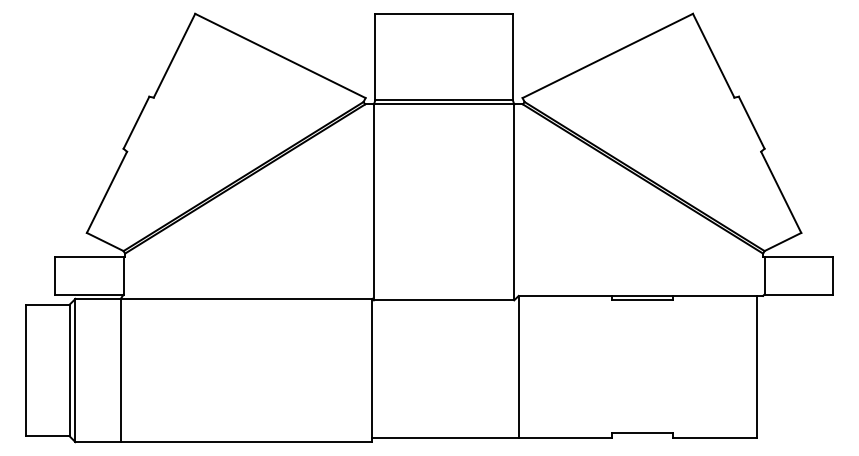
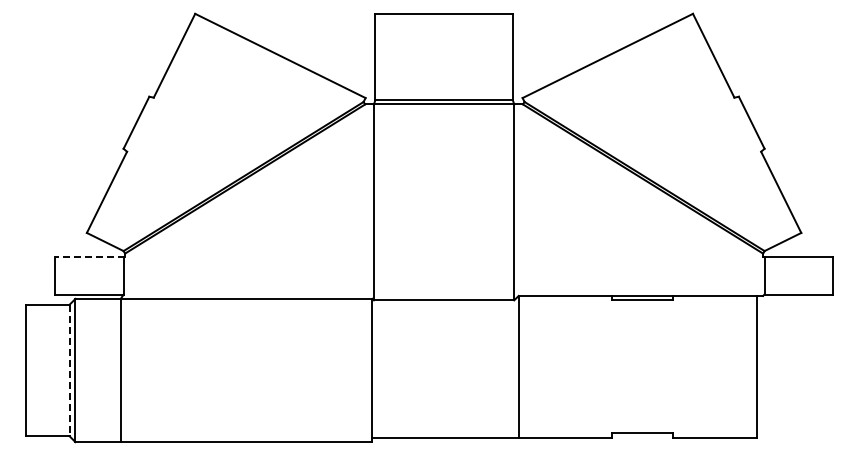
line: solid -> dashed (89, 256)
line: solid -> dashed (69, 370)
